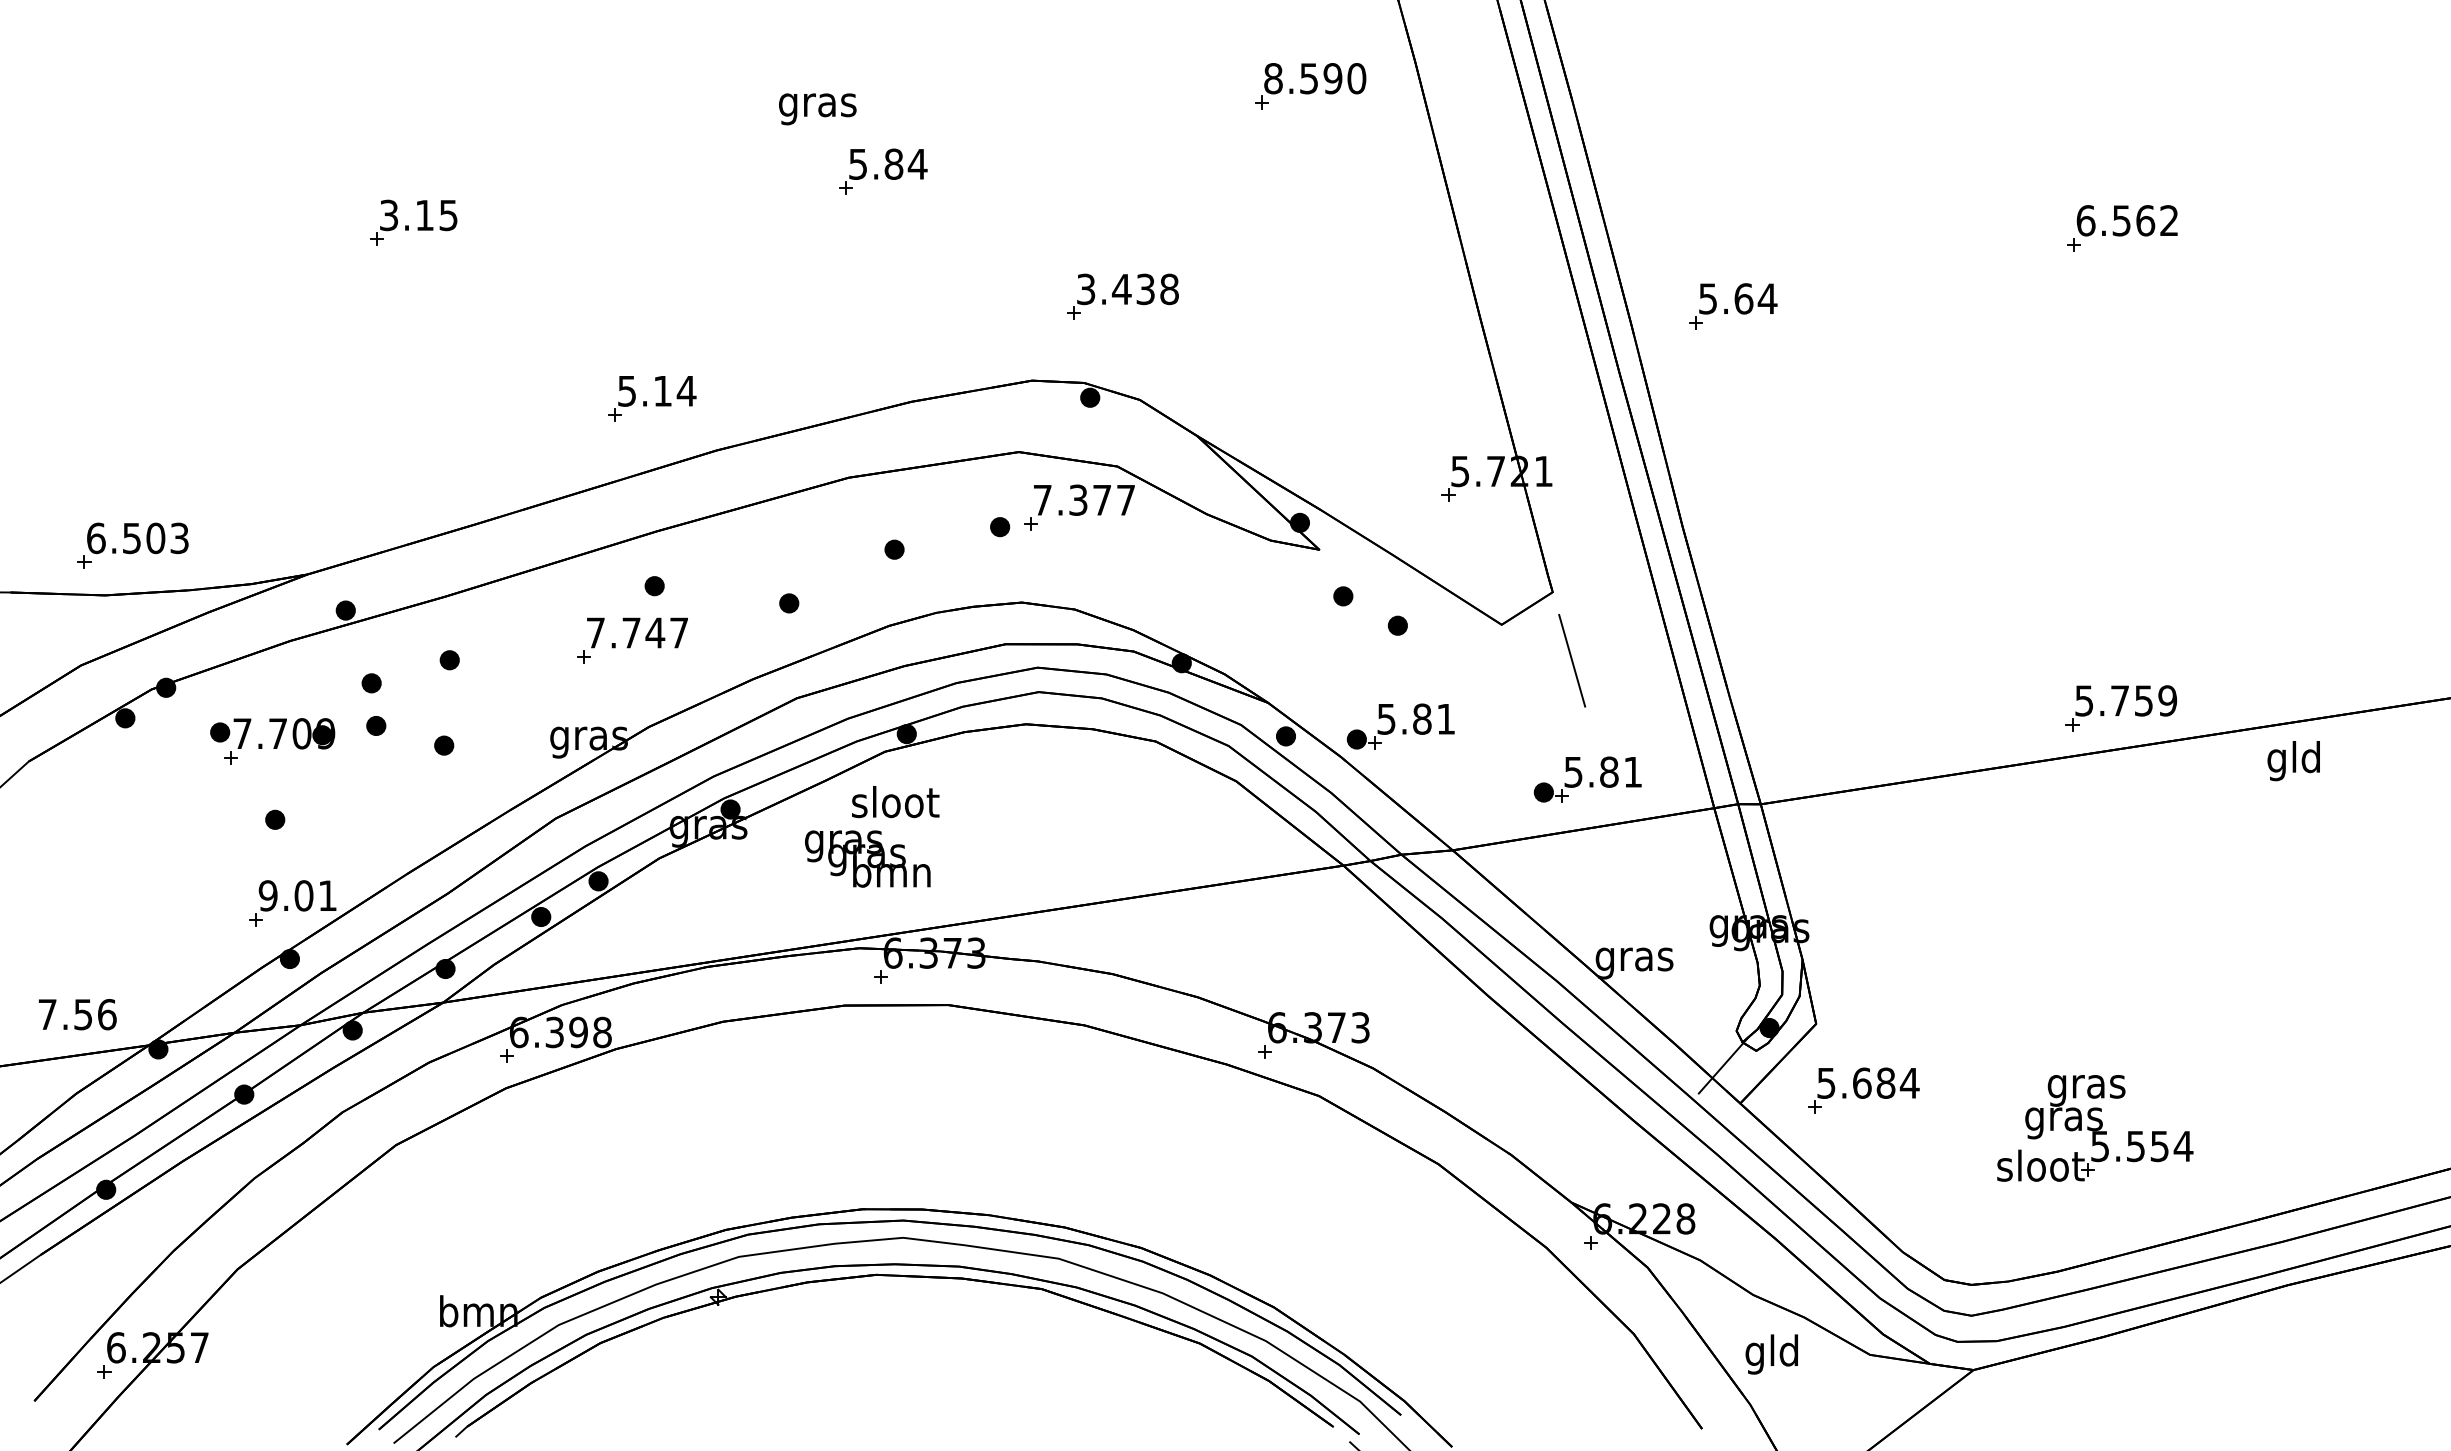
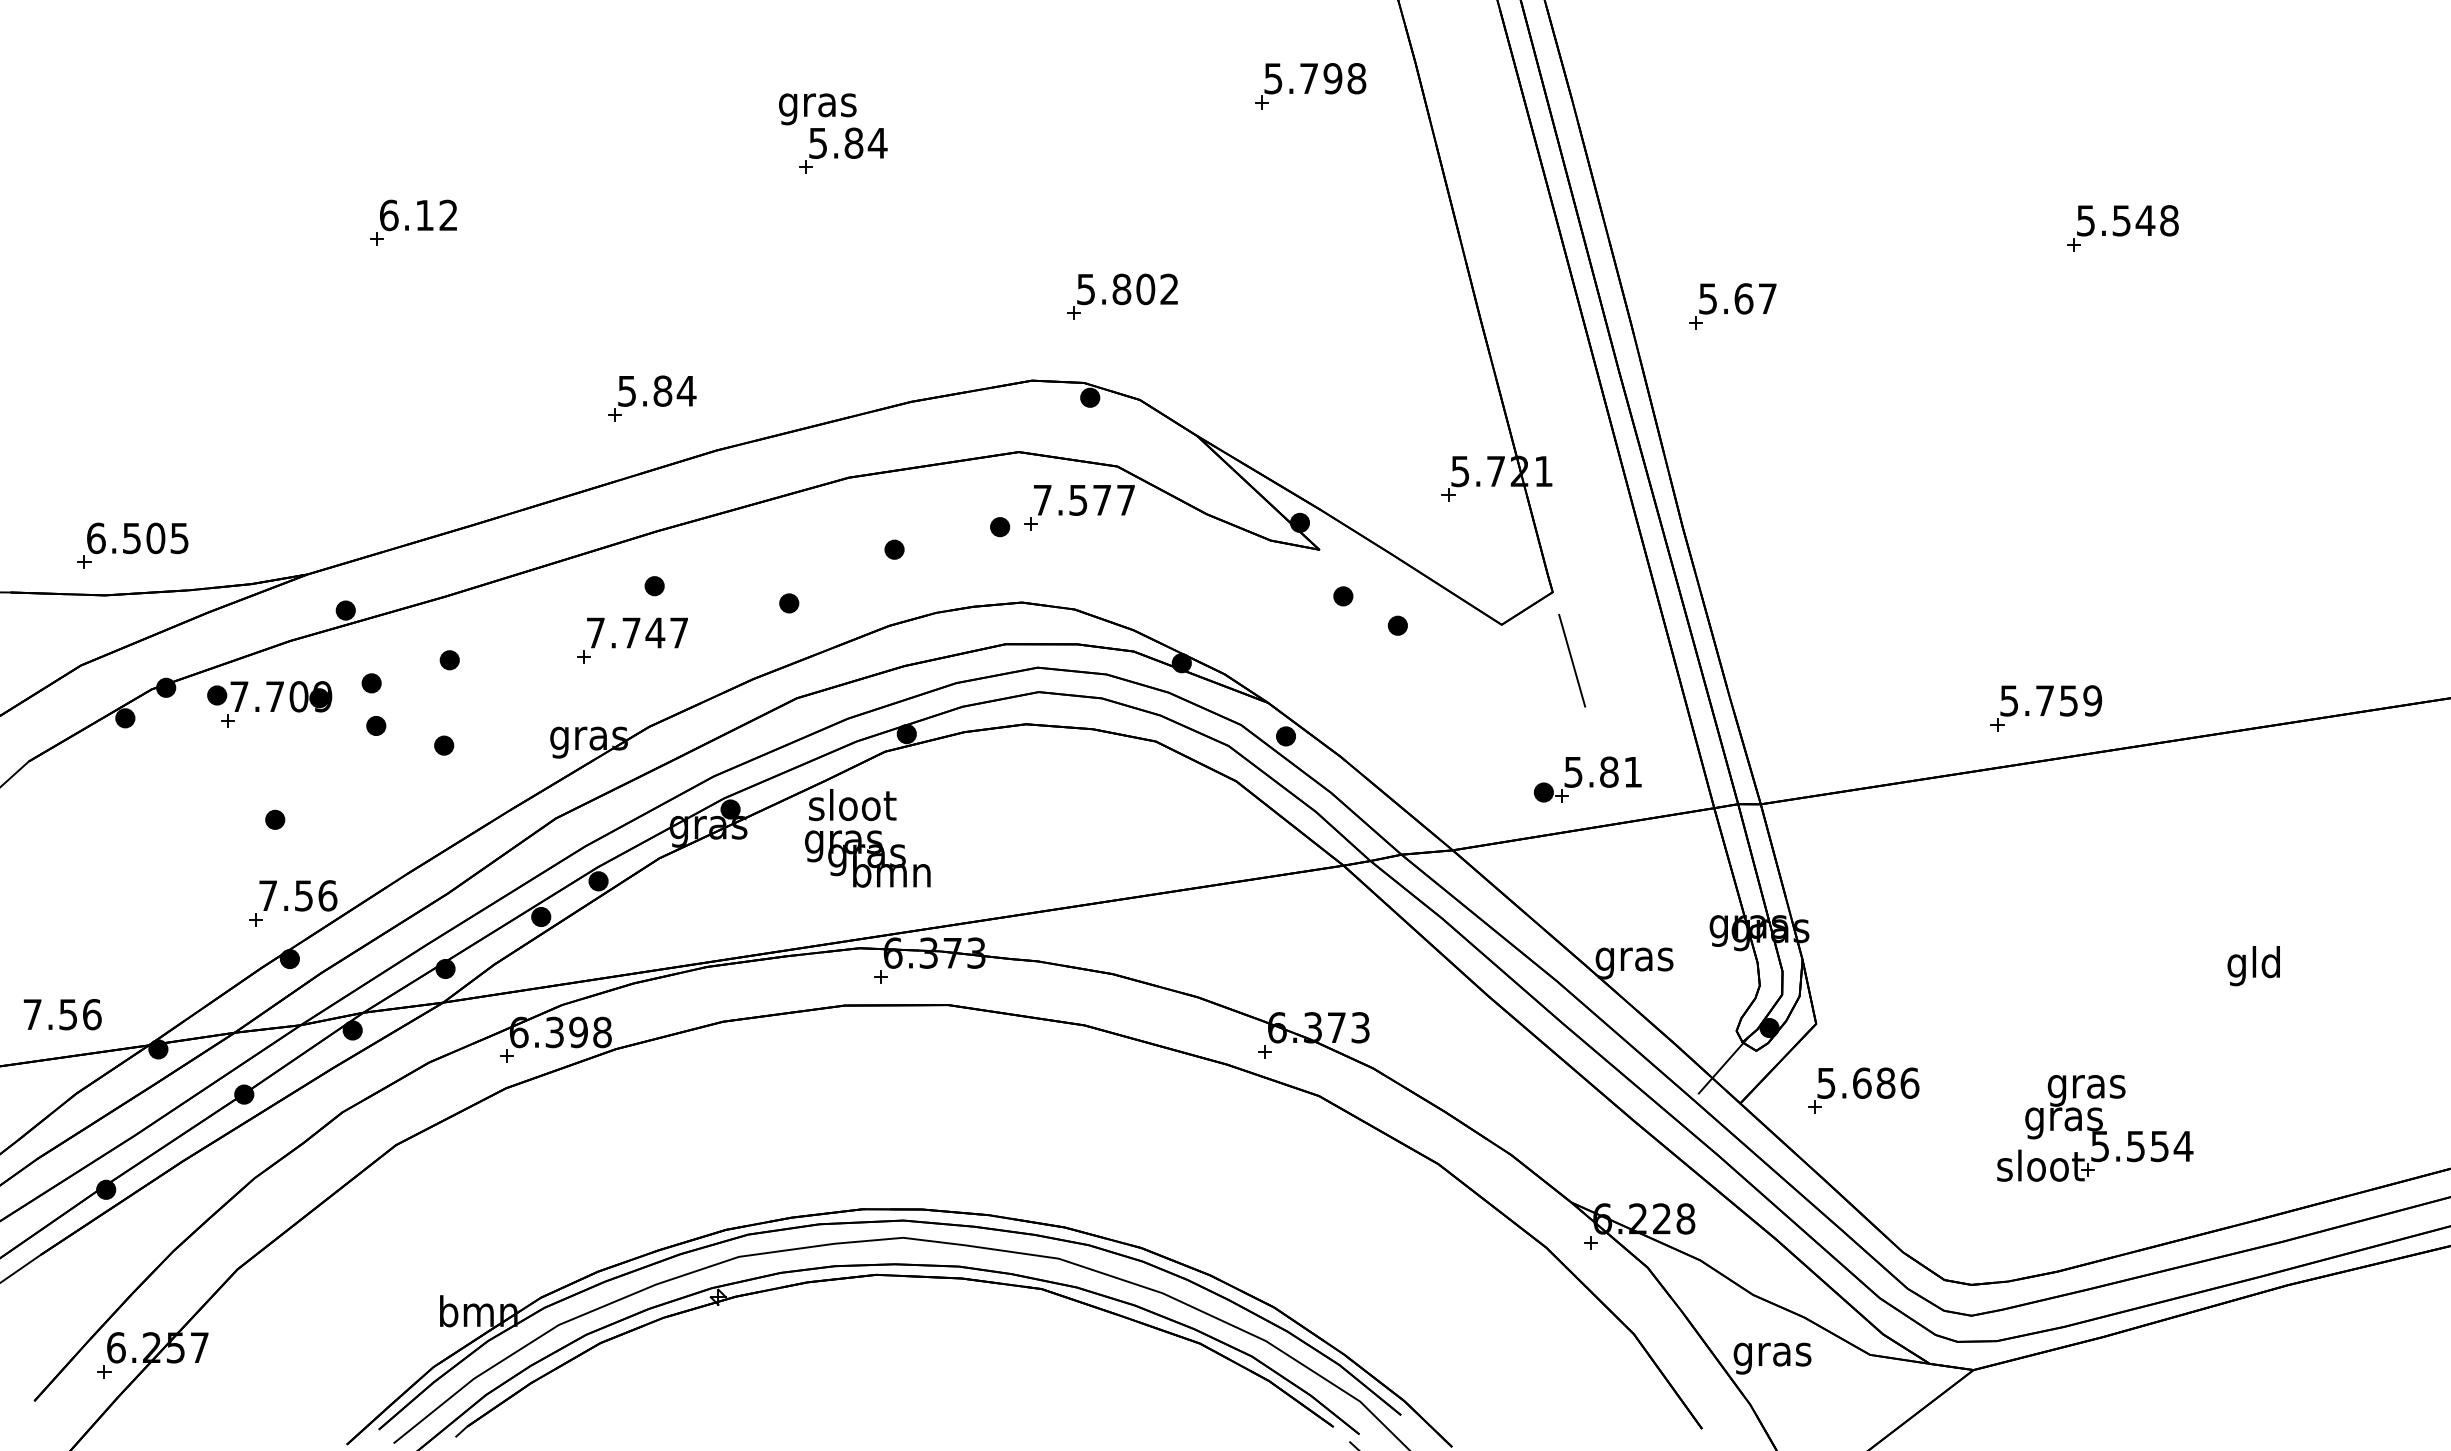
text: 8.590 -> 5.798 (1315, 78)
part position: (883, 171) -> (843, 150) (843, 150)
text: 3.15 -> 6.12 (418, 215)
text: 6.562 -> 5.548 (2127, 220)
text: 3.438 -> 5.802 (1128, 289)
text: 5.64 -> 5.67 (1767, 298)
text: 5.14 -> 5.84 (662, 390)
text: 7.377 -> 7.577 (1078, 499)
text: 6.503 -> 6.505 (179, 537)
part position: (2121, 708) -> (2046, 708) (2046, 708)
part: present -> none (1400, 726)
part position: (272, 741) -> (269, 704) (269, 704)
text position: (2293, 761) -> (2253, 966) (2253, 966)
text position: (895, 802) -> (852, 805) (852, 805)
text: 9.01 -> 7.56 (297, 895)
text position: (77, 1014) -> (62, 1014) (62, 1014)
text: 5.684 -> 5.686 (1909, 1082)
text: gld -> gras (1772, 1354)
